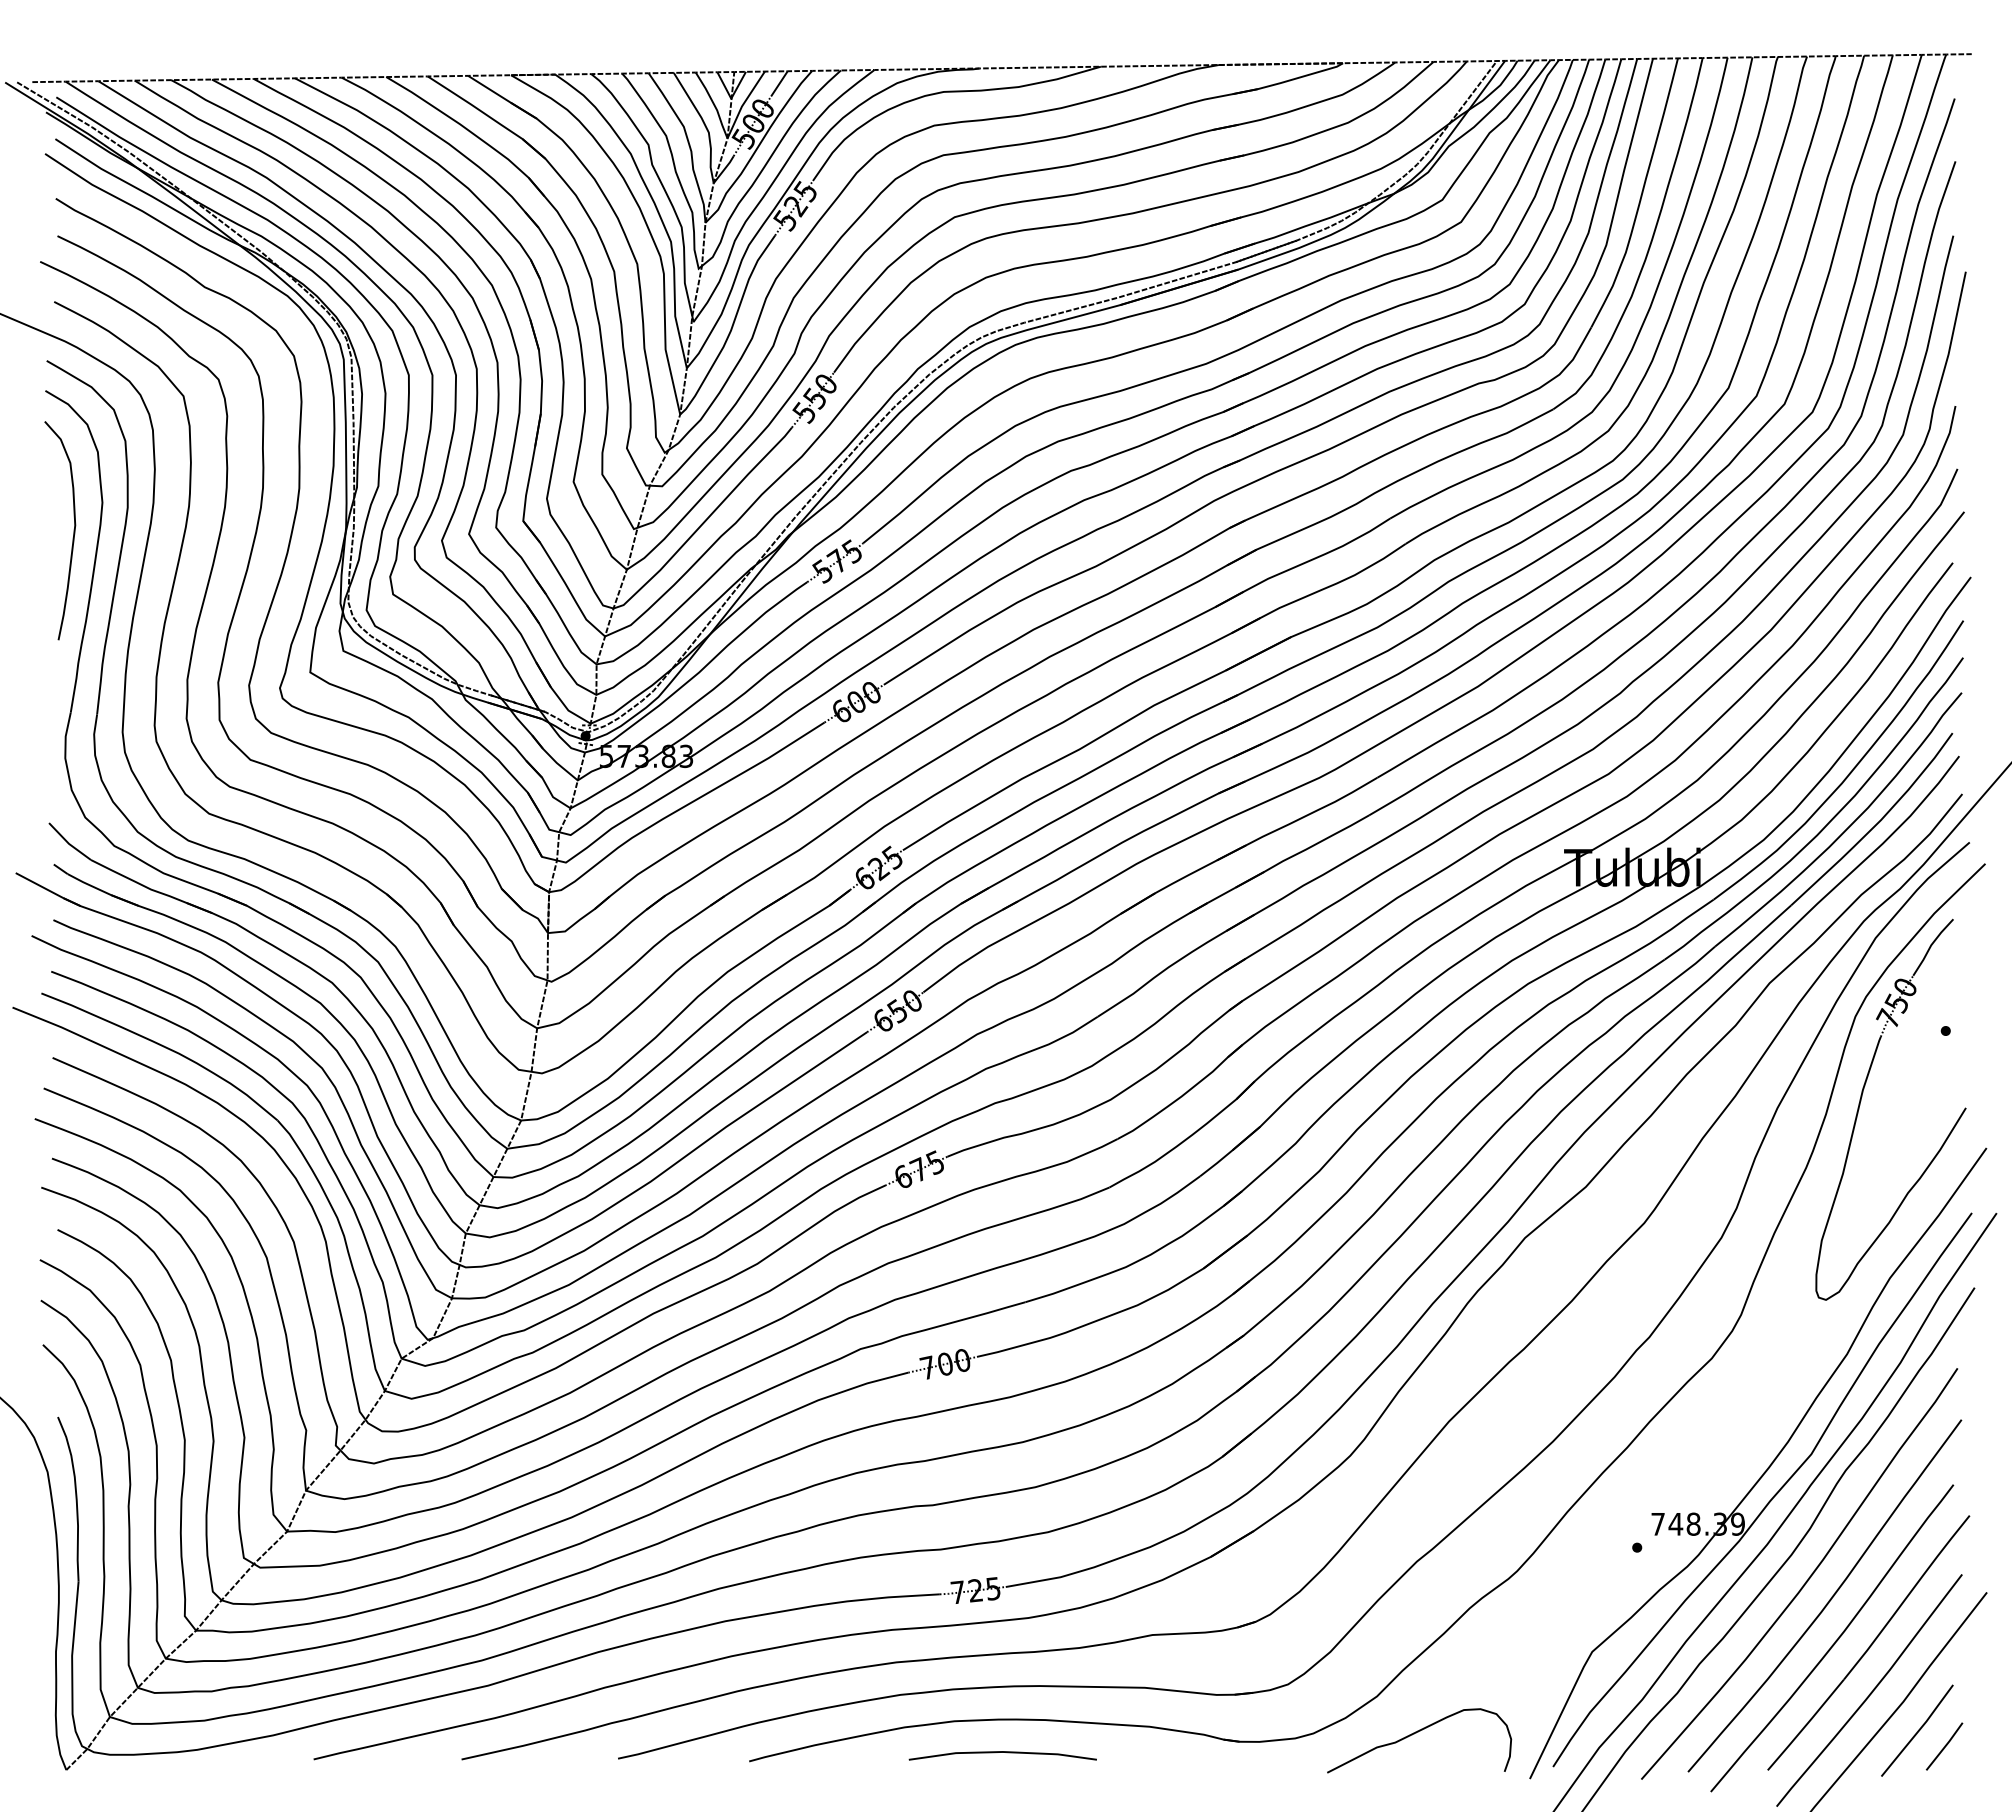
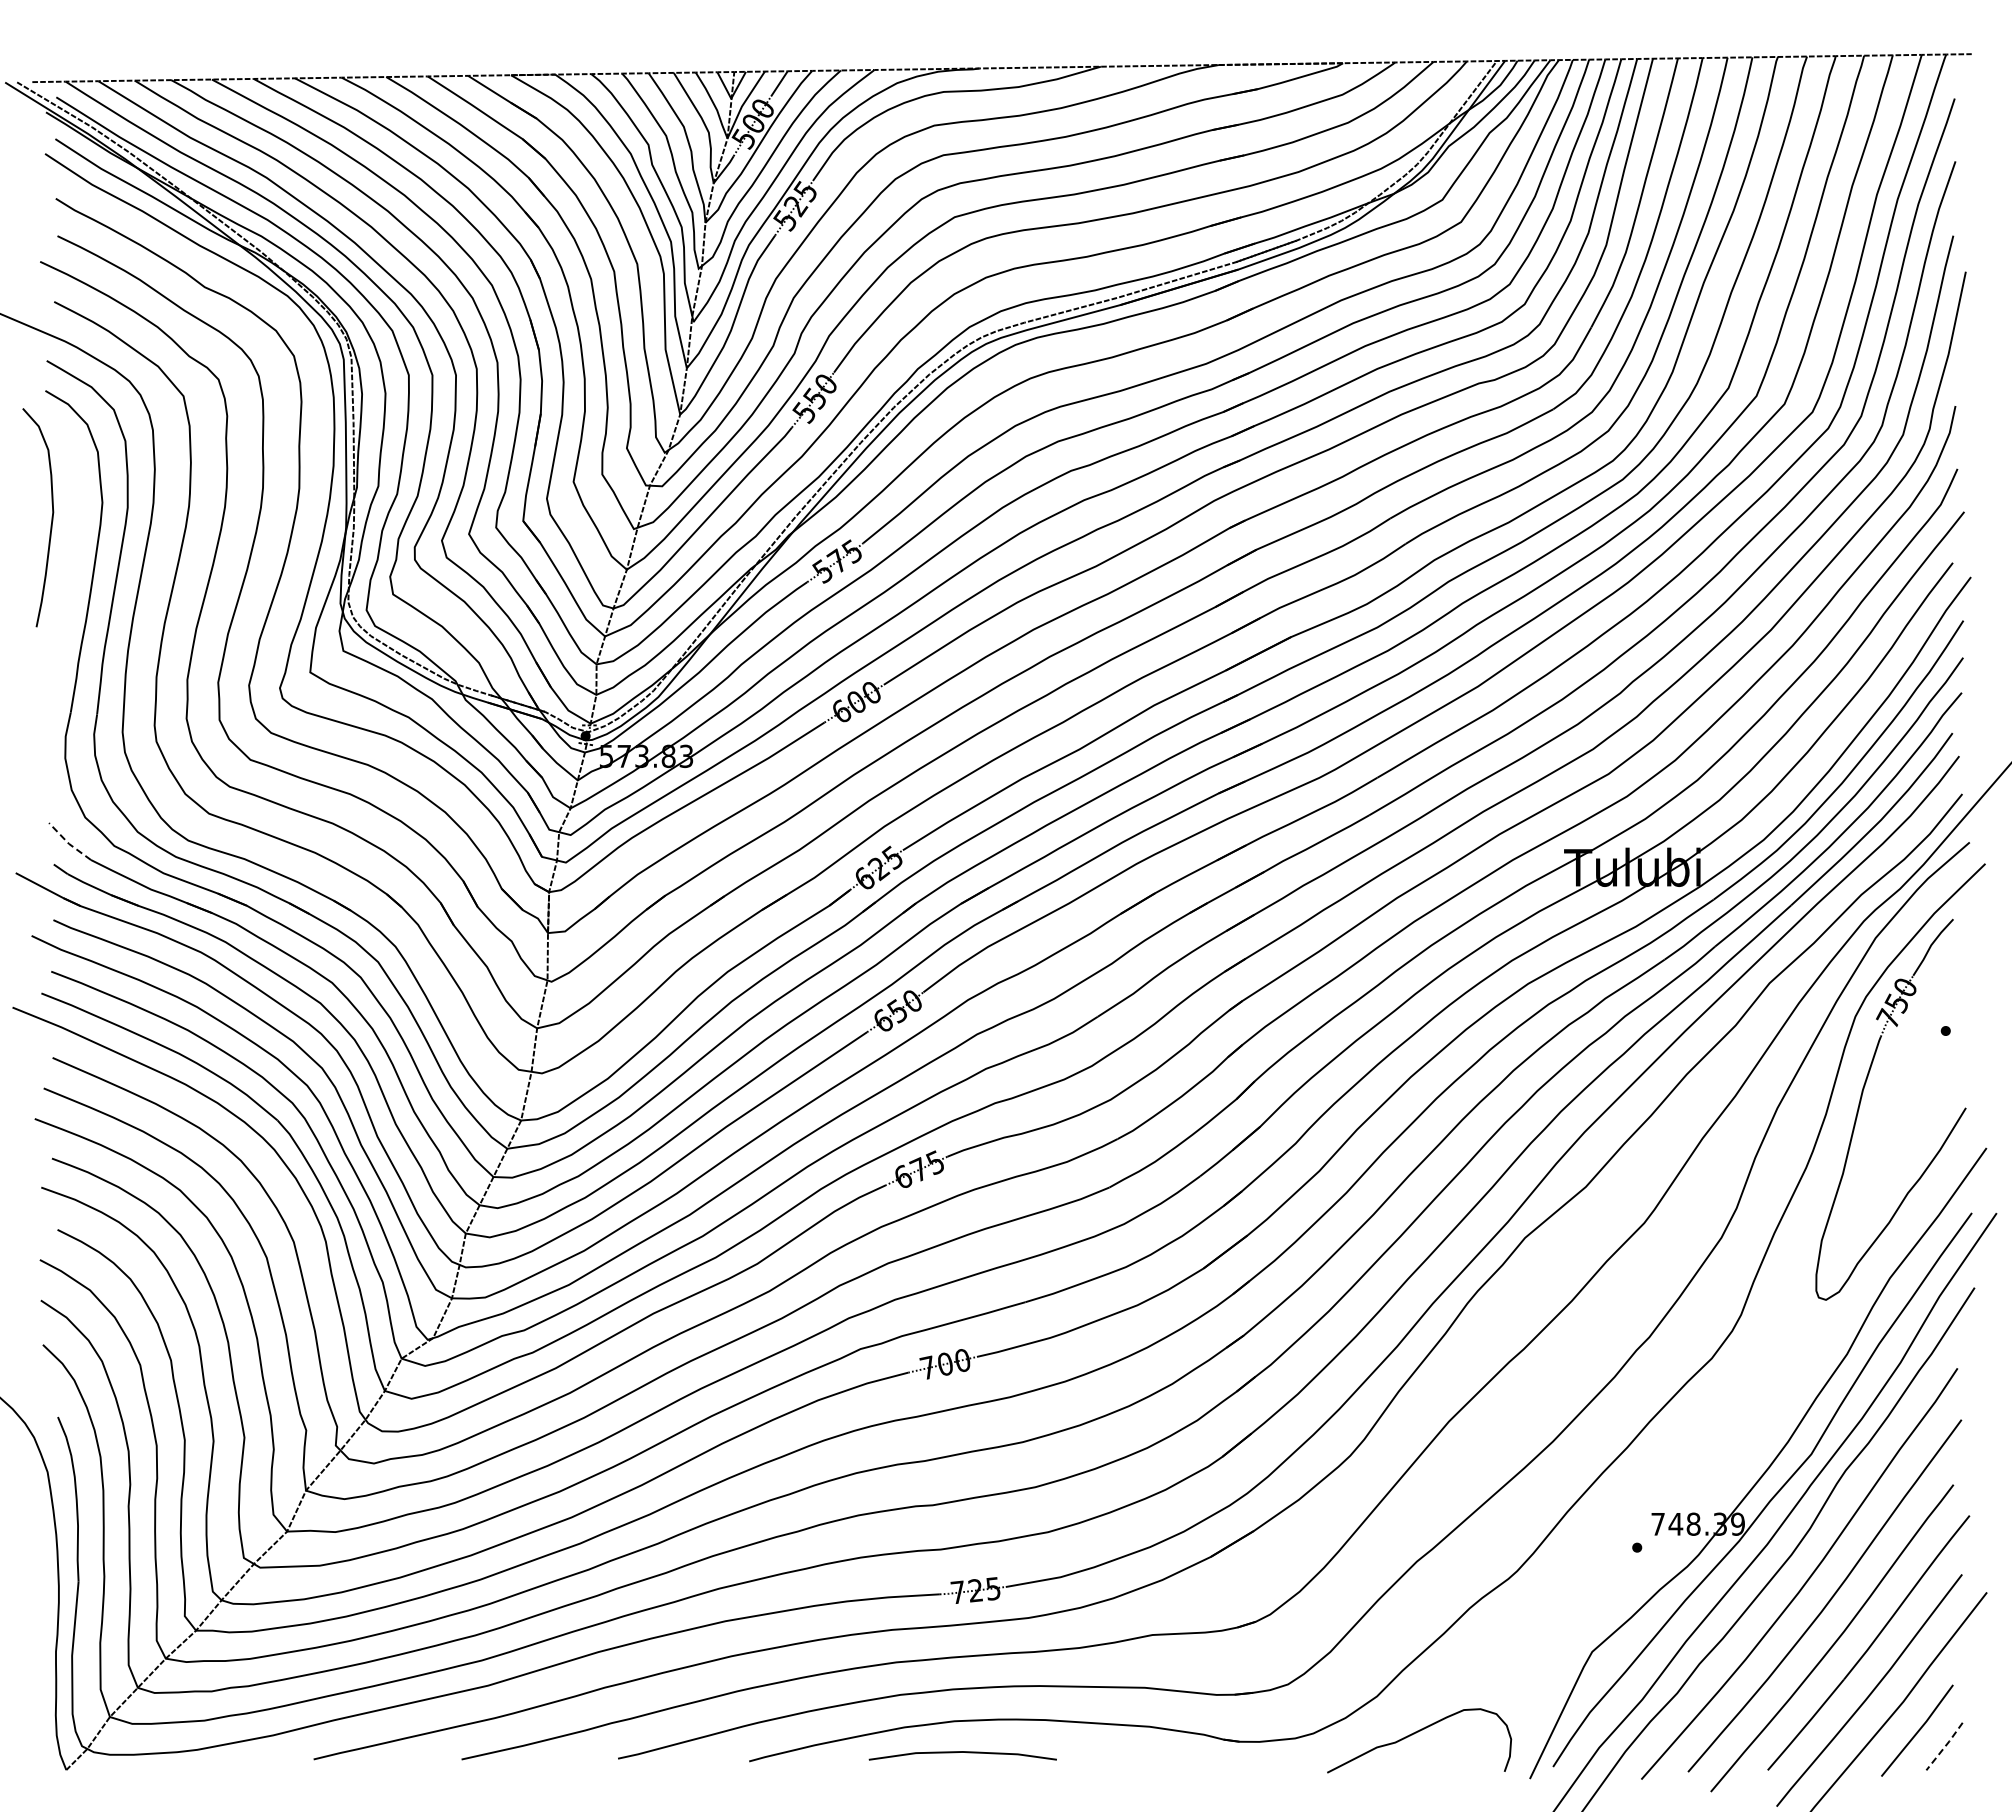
curve position: (73, 530) -> (51, 517) (51, 517)
line: solid -> dashed (69, 843)
line: solid -> dashed (1945, 1746)
line position: (1002, 1752) -> (962, 1752) (962, 1752)
